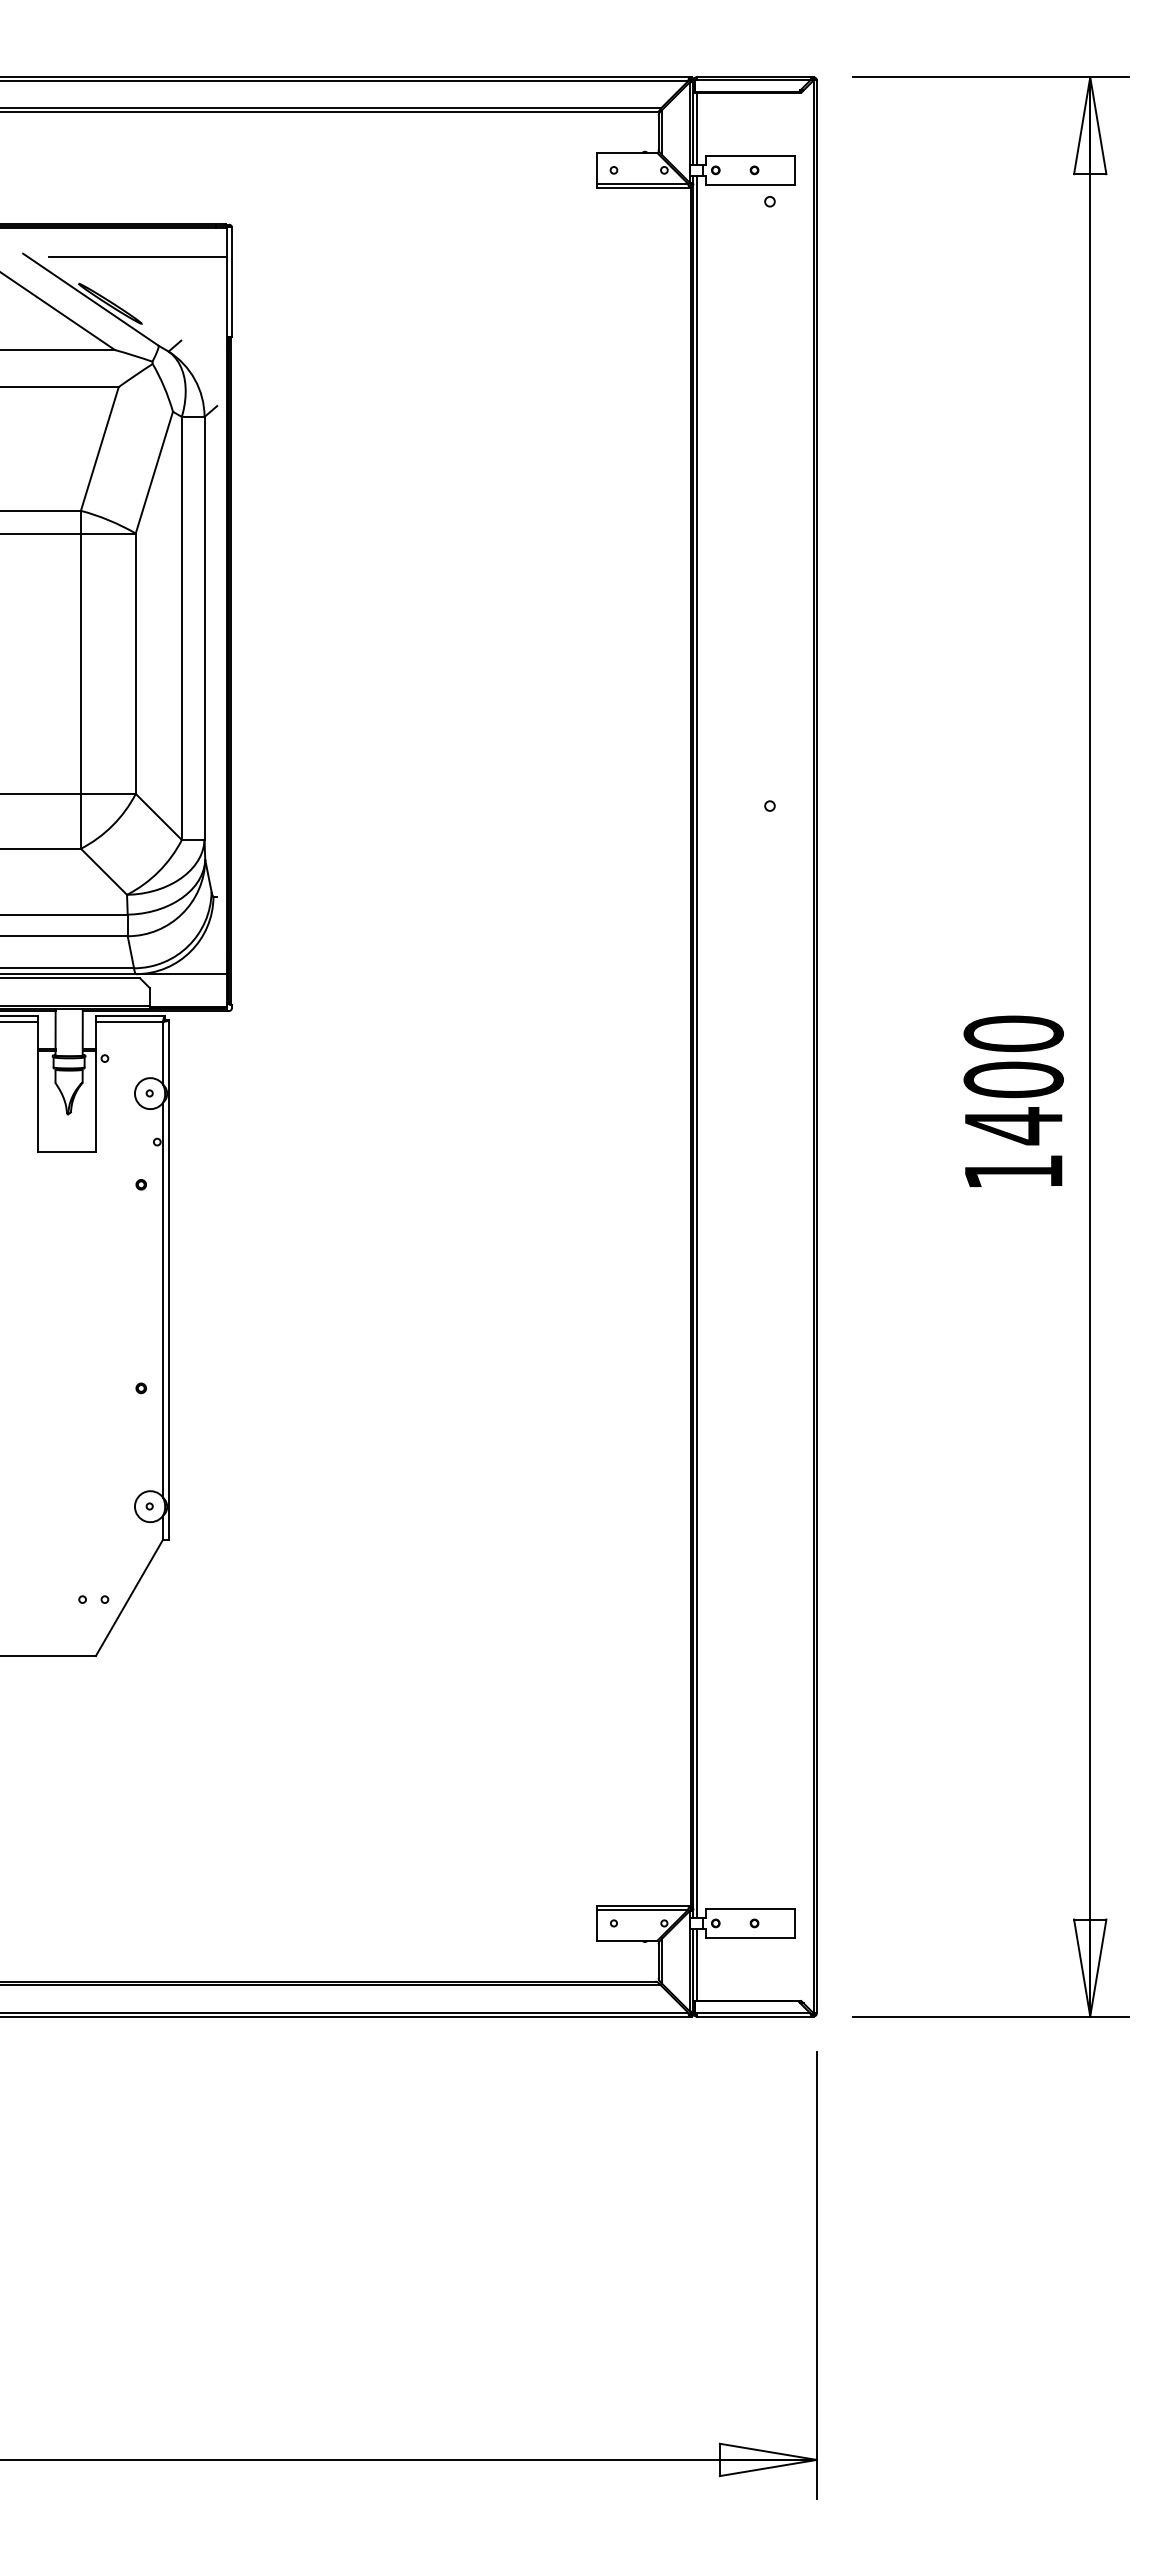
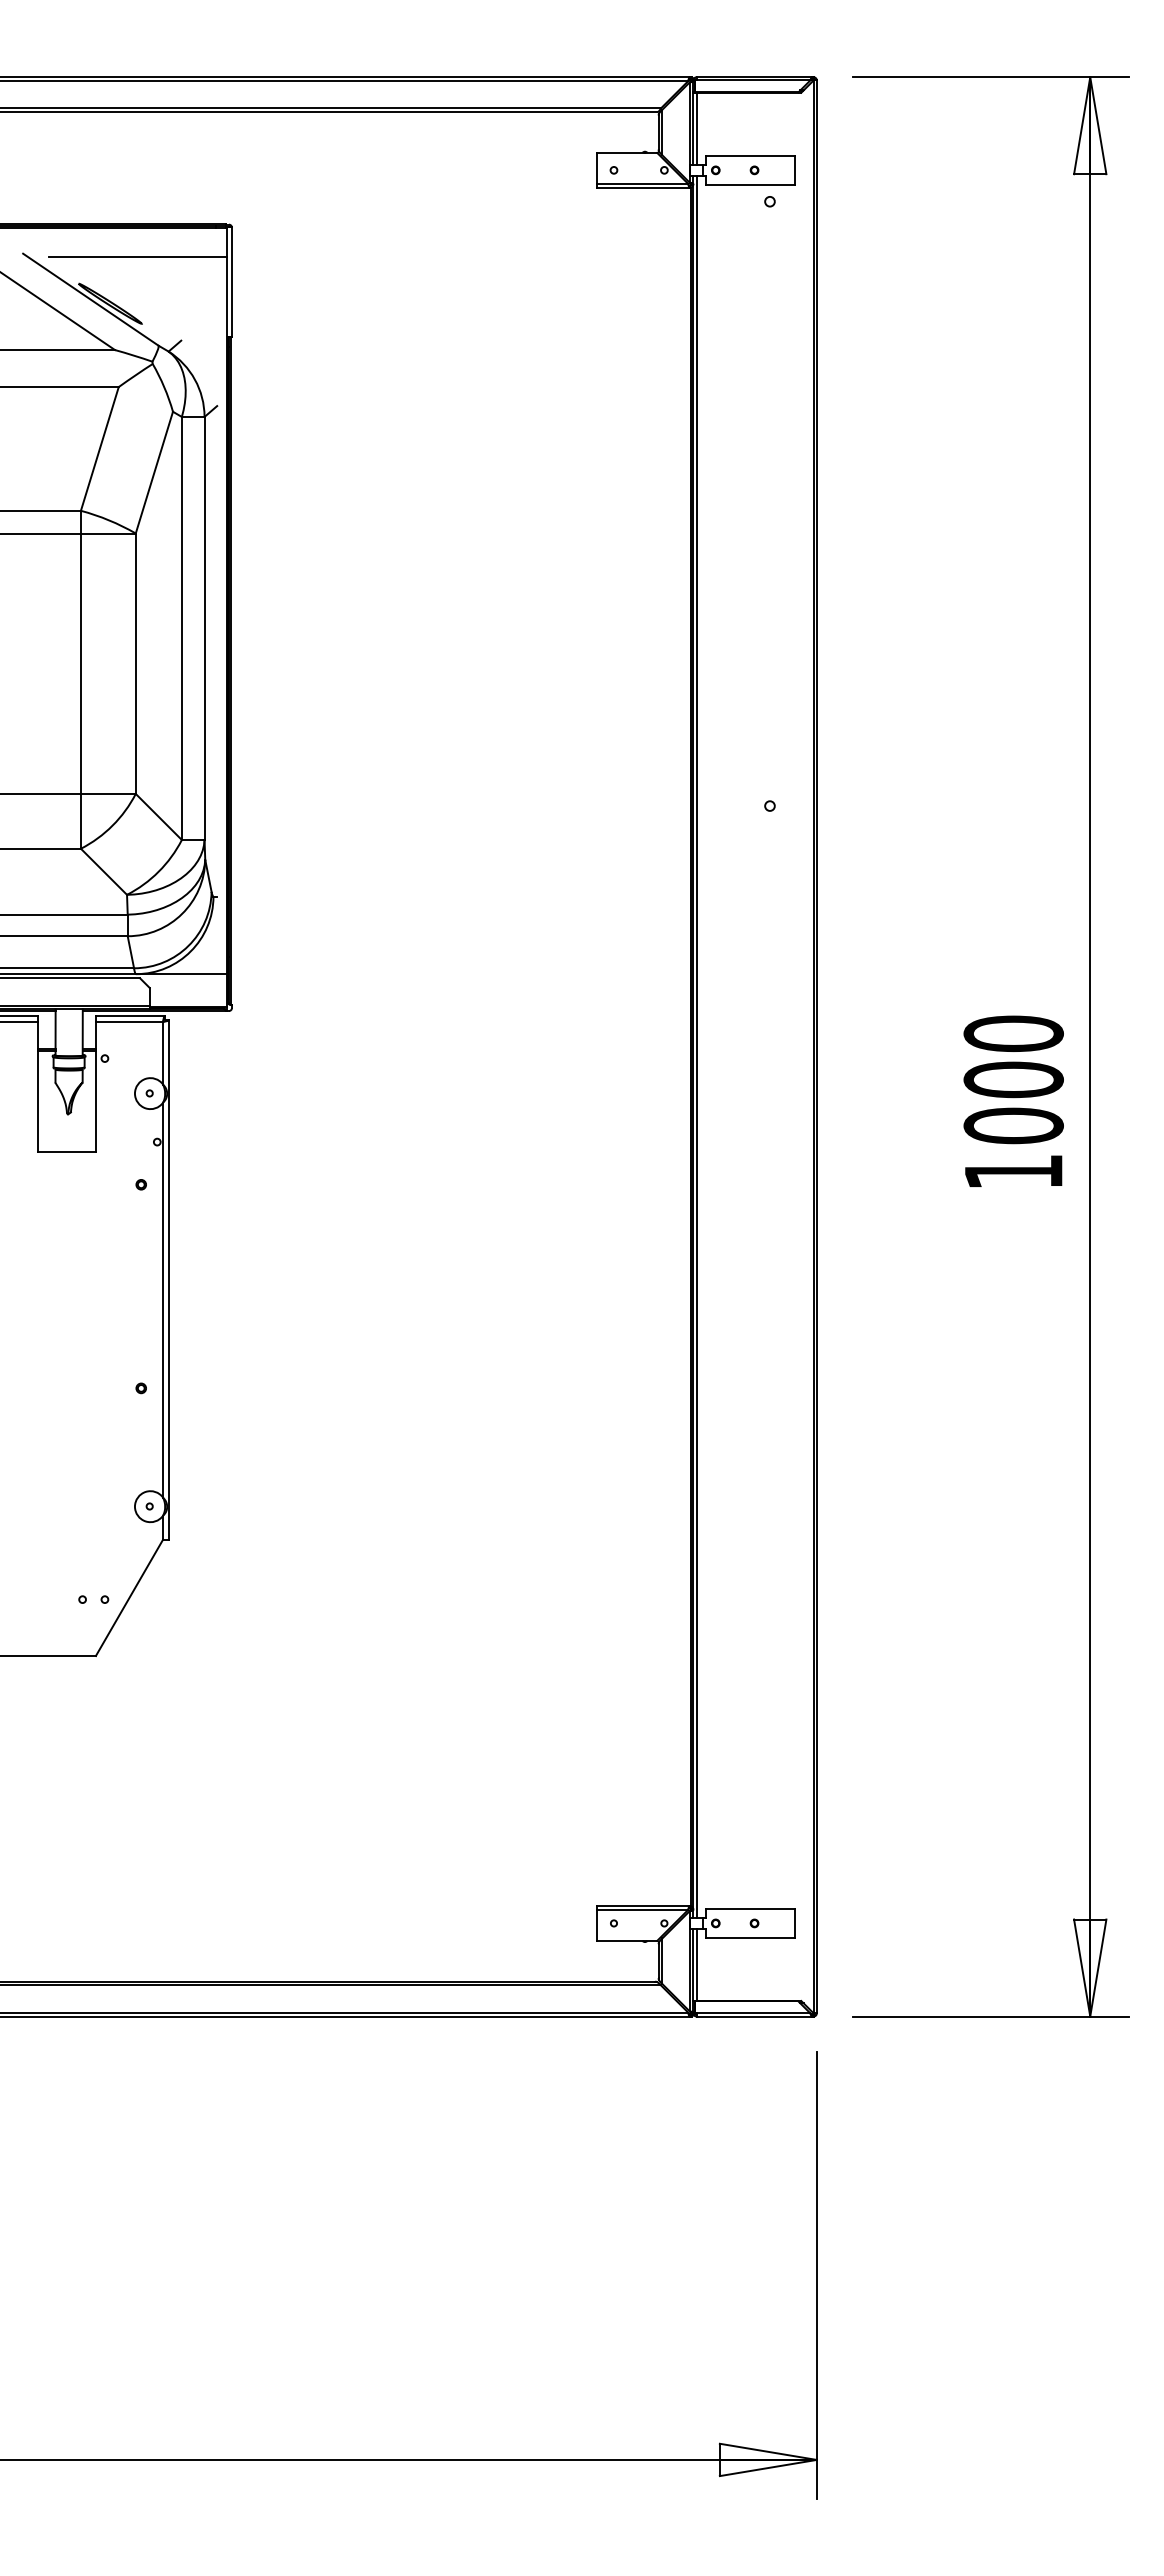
text: 1400 -> 1000 (1013, 1126)
